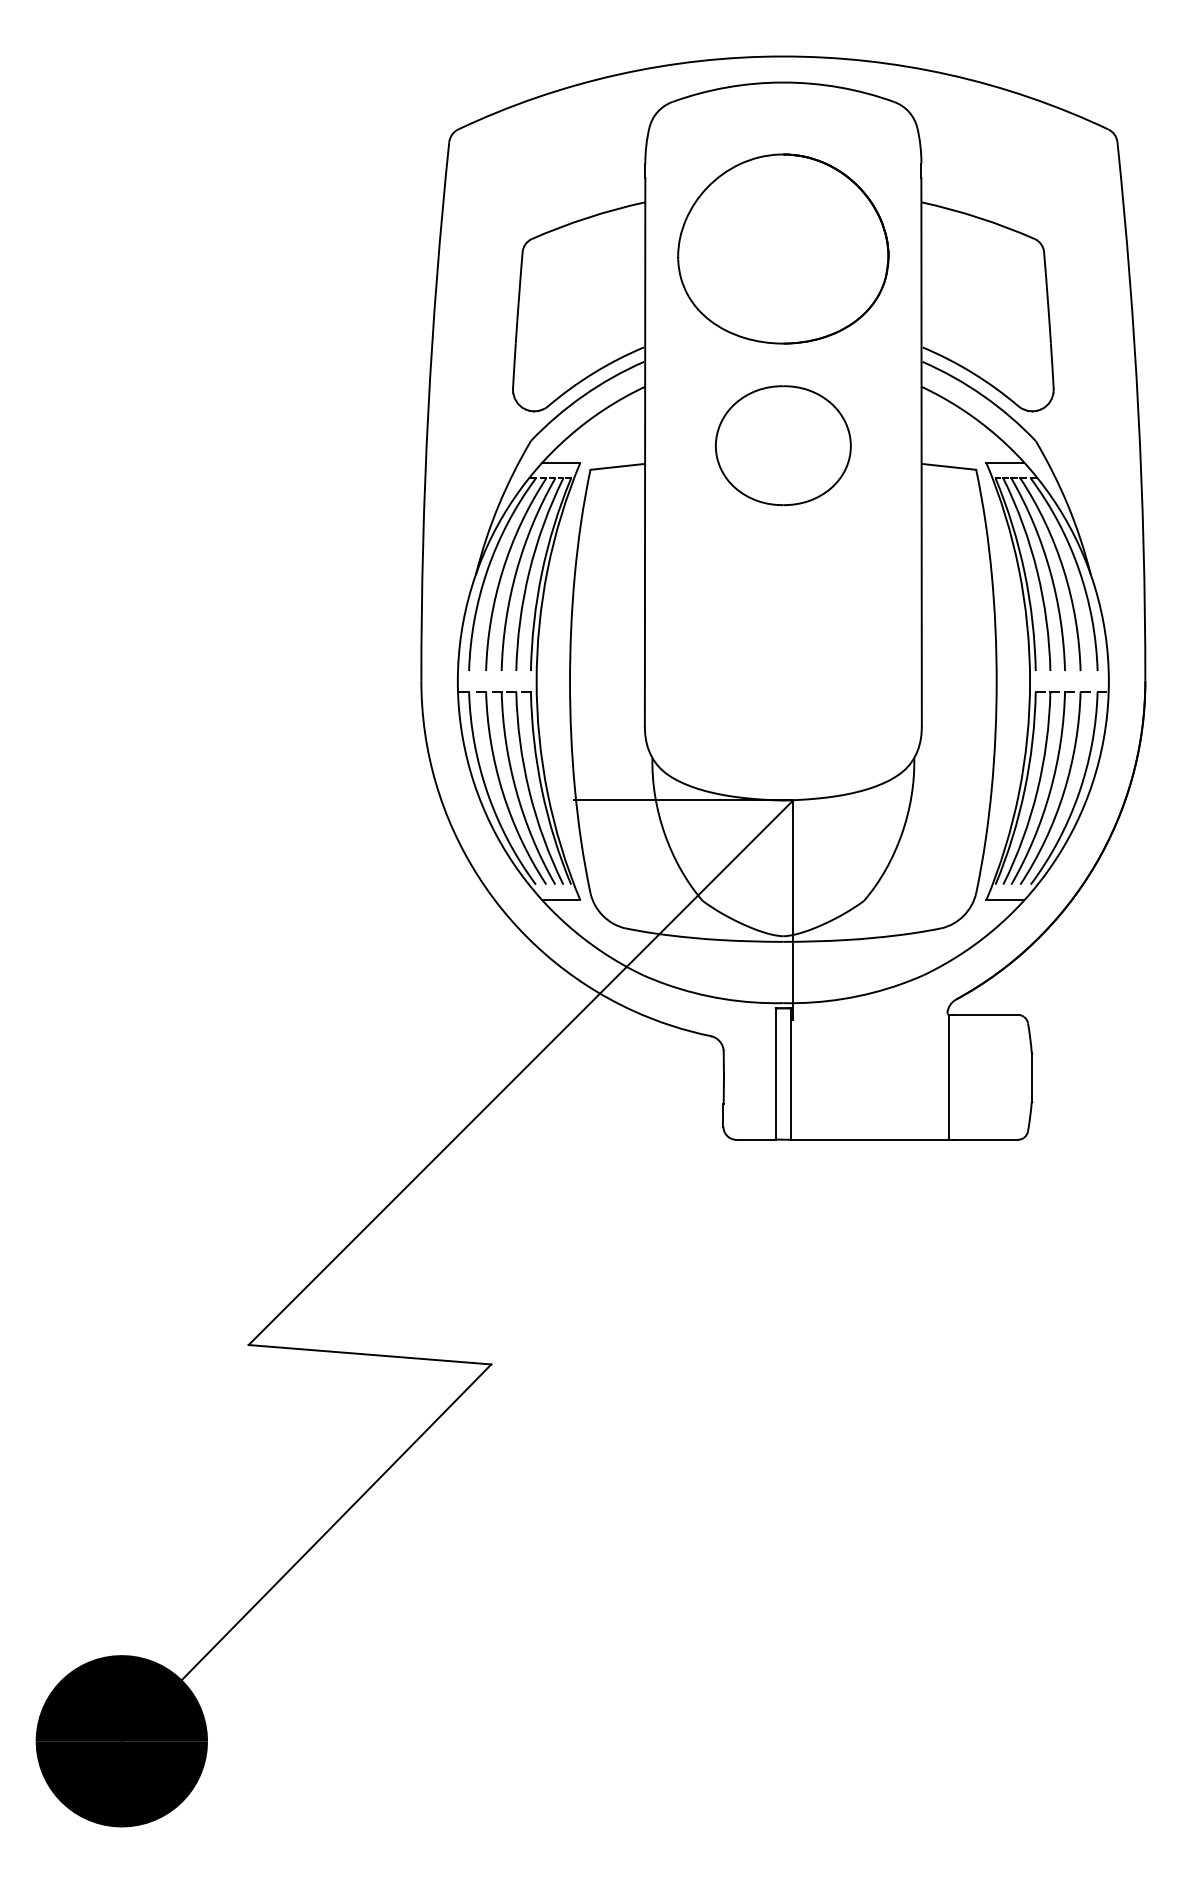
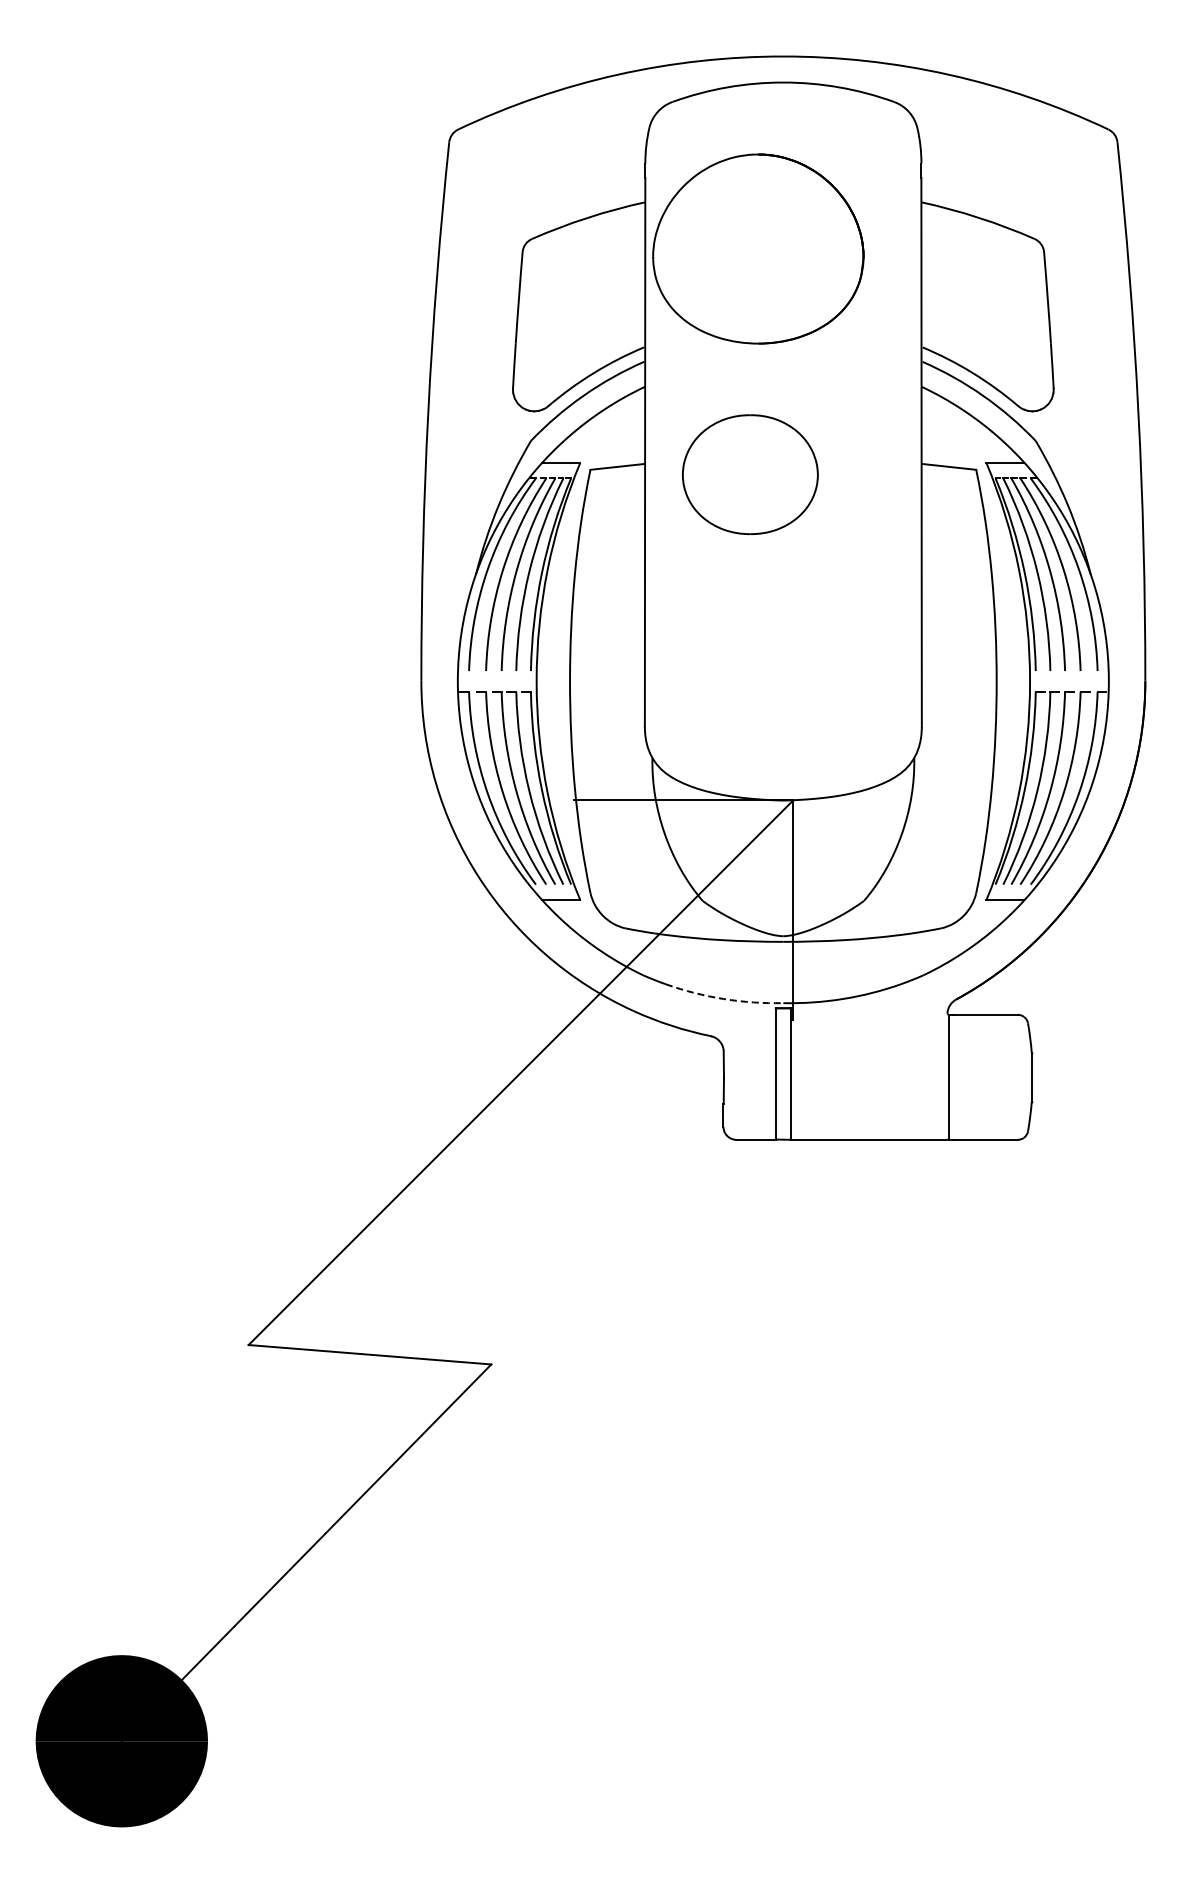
part position: (783, 248) -> (758, 248) (758, 248)
part position: (783, 445) -> (750, 474) (750, 474)
arc: solid -> dashed (723, 999)
